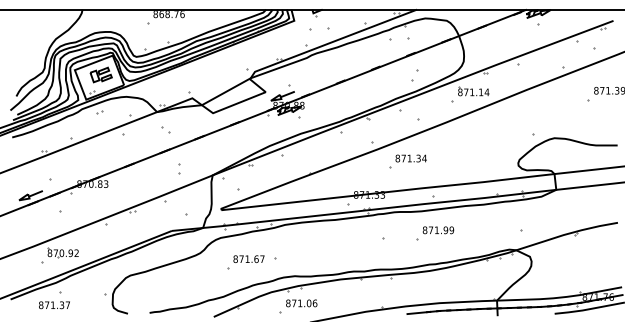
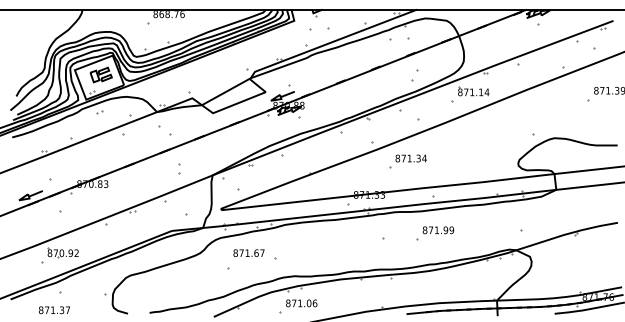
part size: 10x8 px -> 14x11 px (164, 130)
text position: (248, 258) -> (248, 252) (248, 252)
text position: (54, 305) -> (54, 310) (54, 310)
